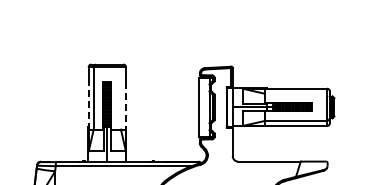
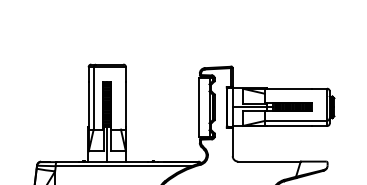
line: dashed -> solid (89, 105)
line: dashed -> solid (125, 105)
